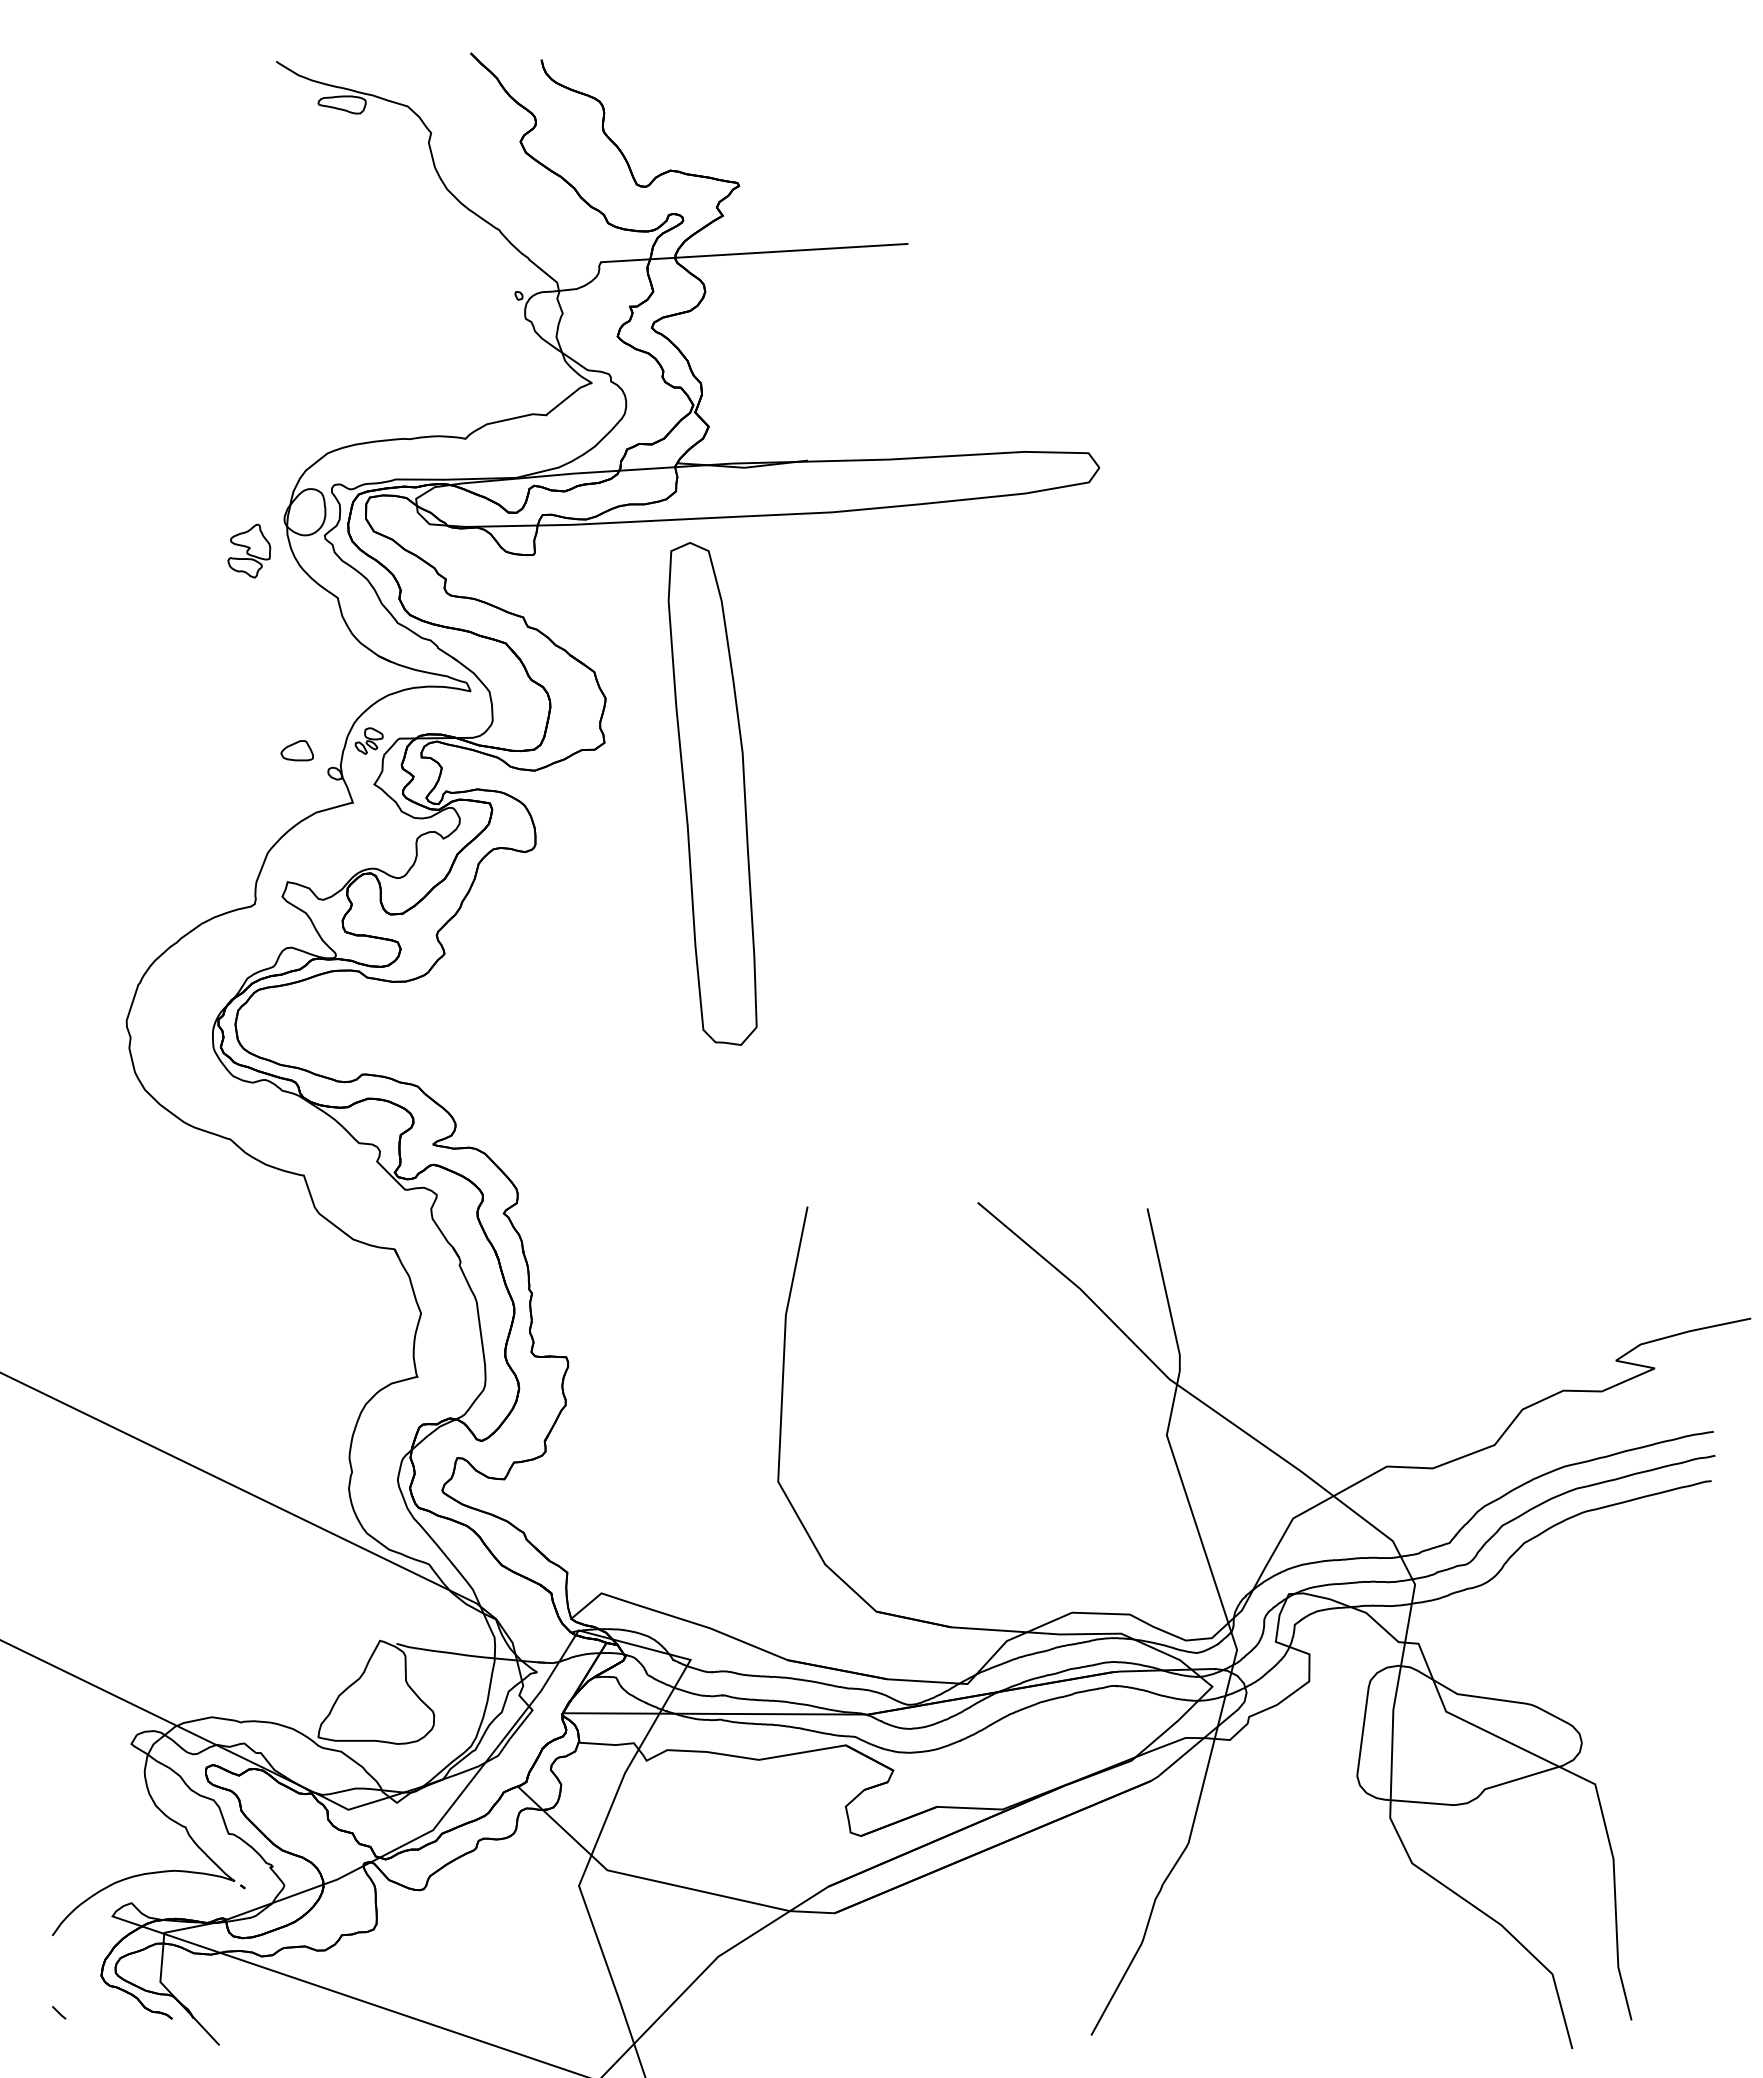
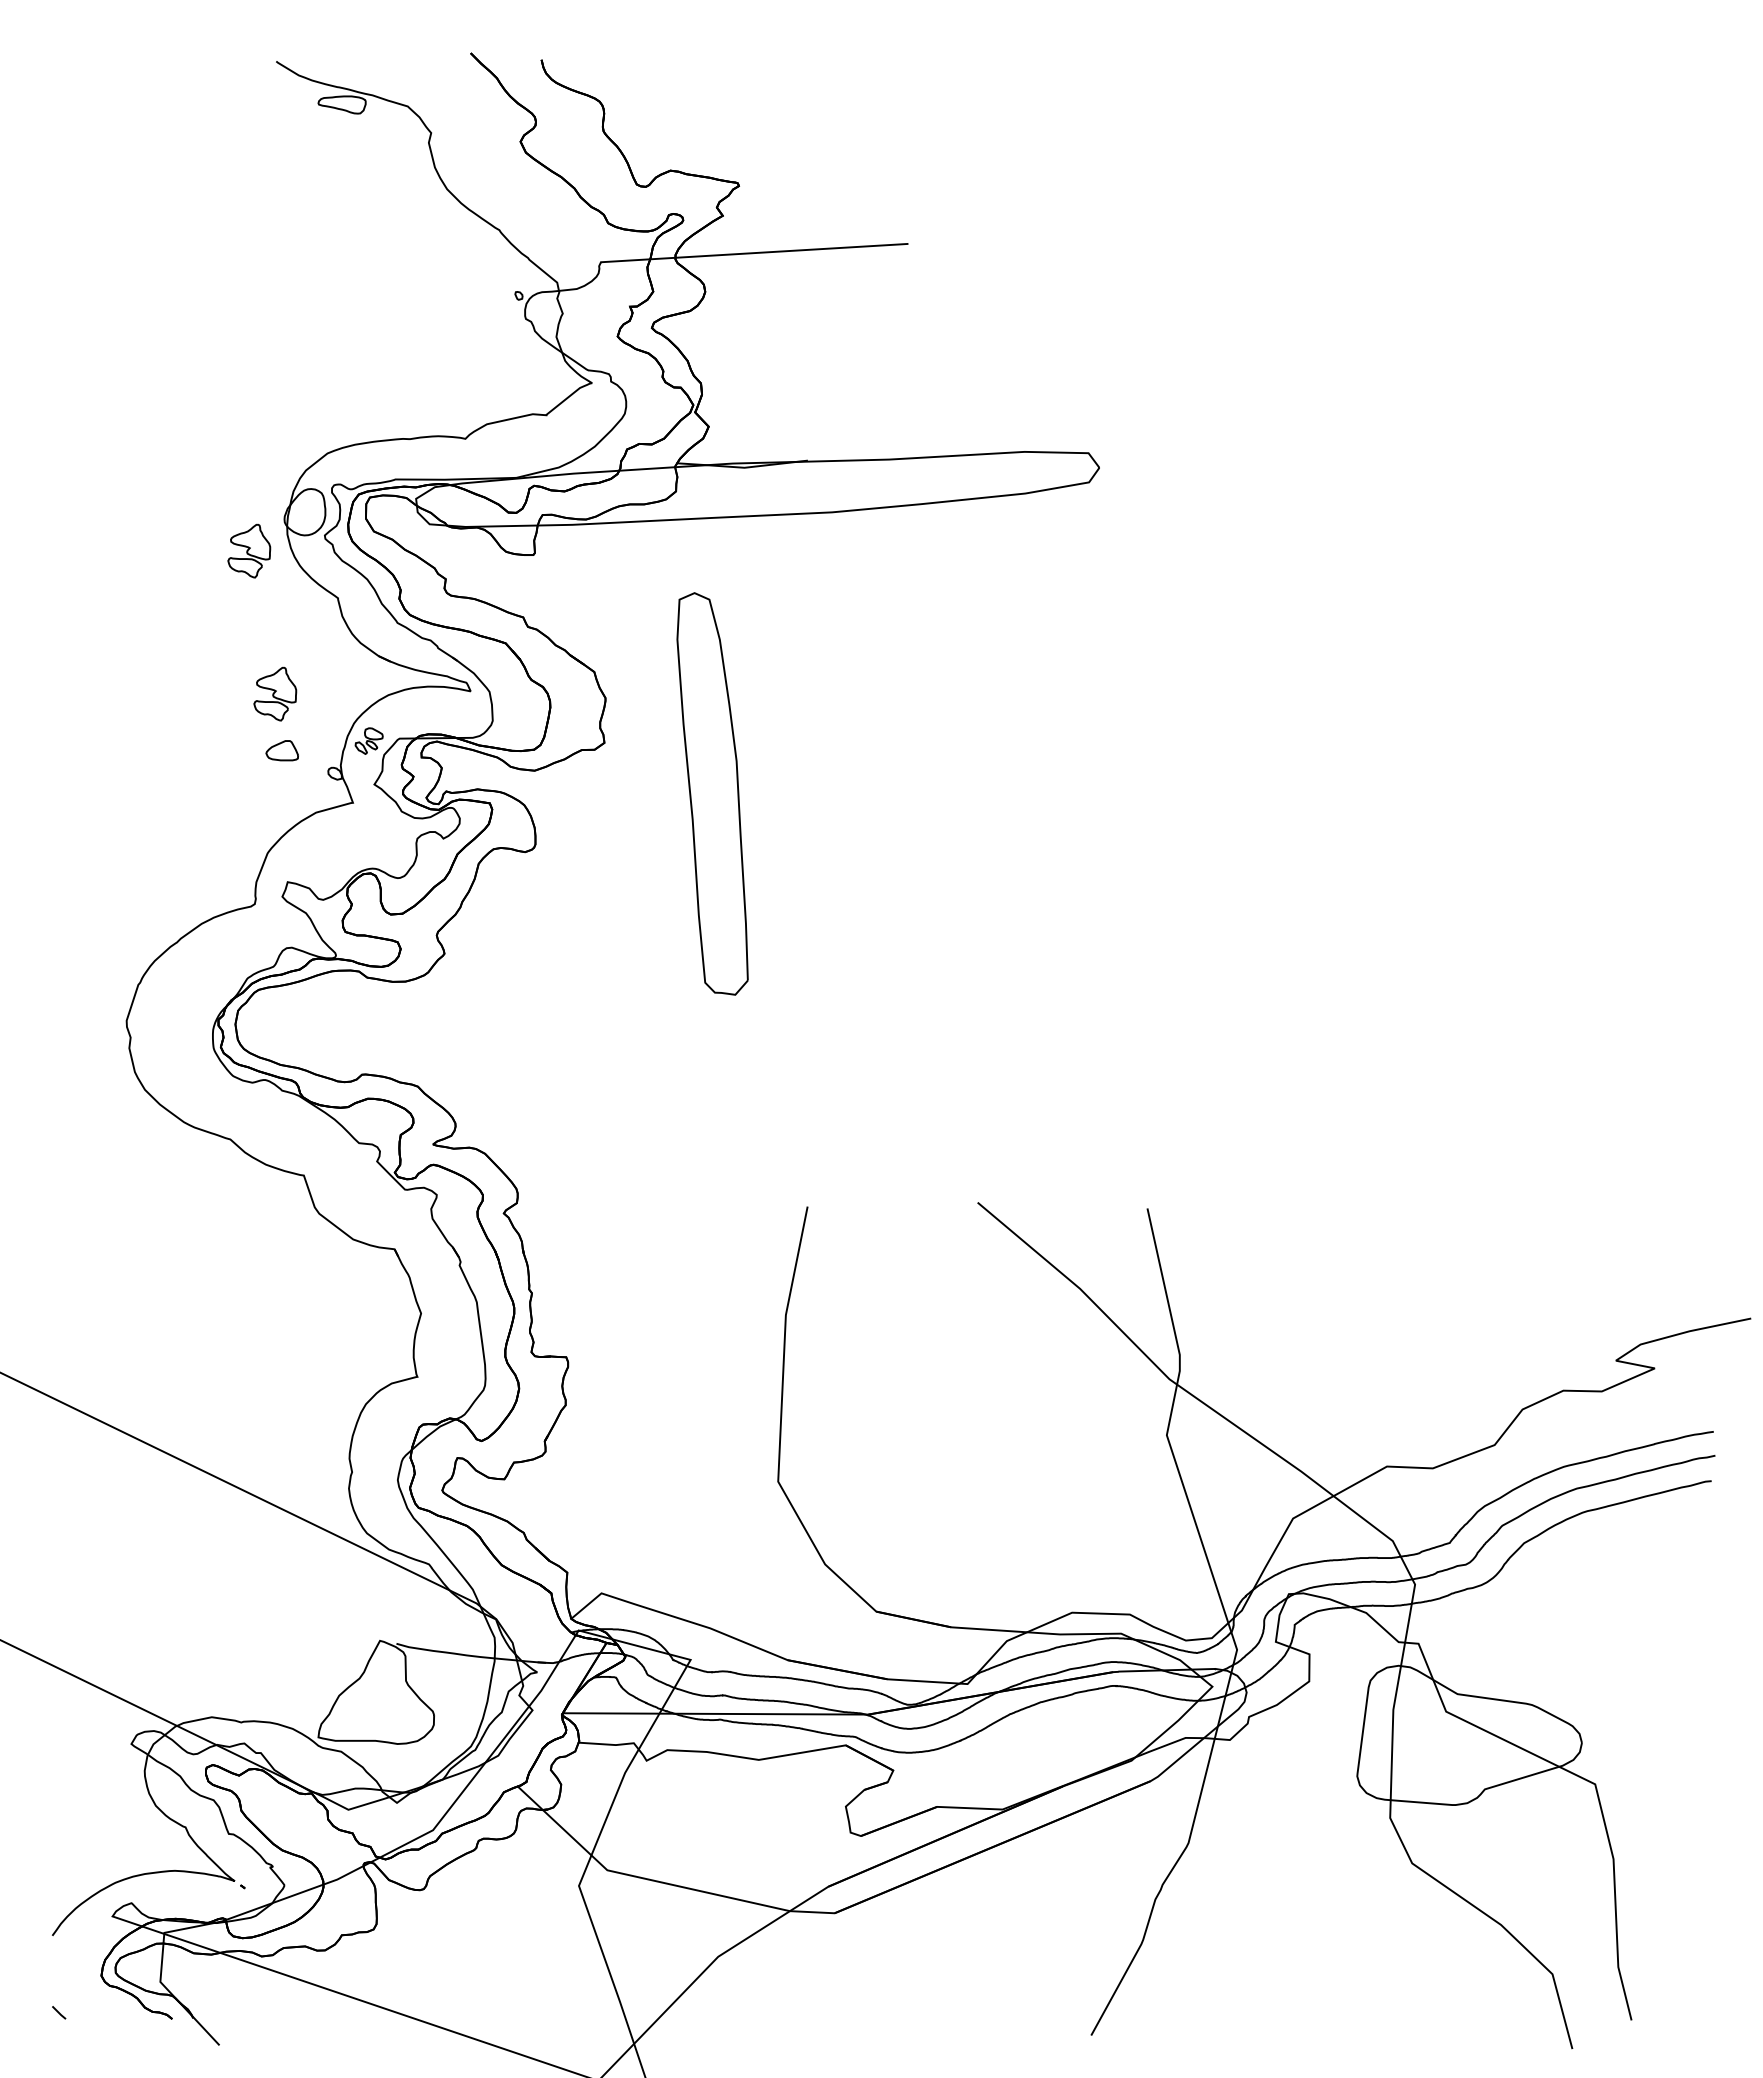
part: none -> present (275, 693)
part position: (296, 750) -> (281, 750) (281, 750)
part size: 91x504 px -> 73x404 px (712, 793)
